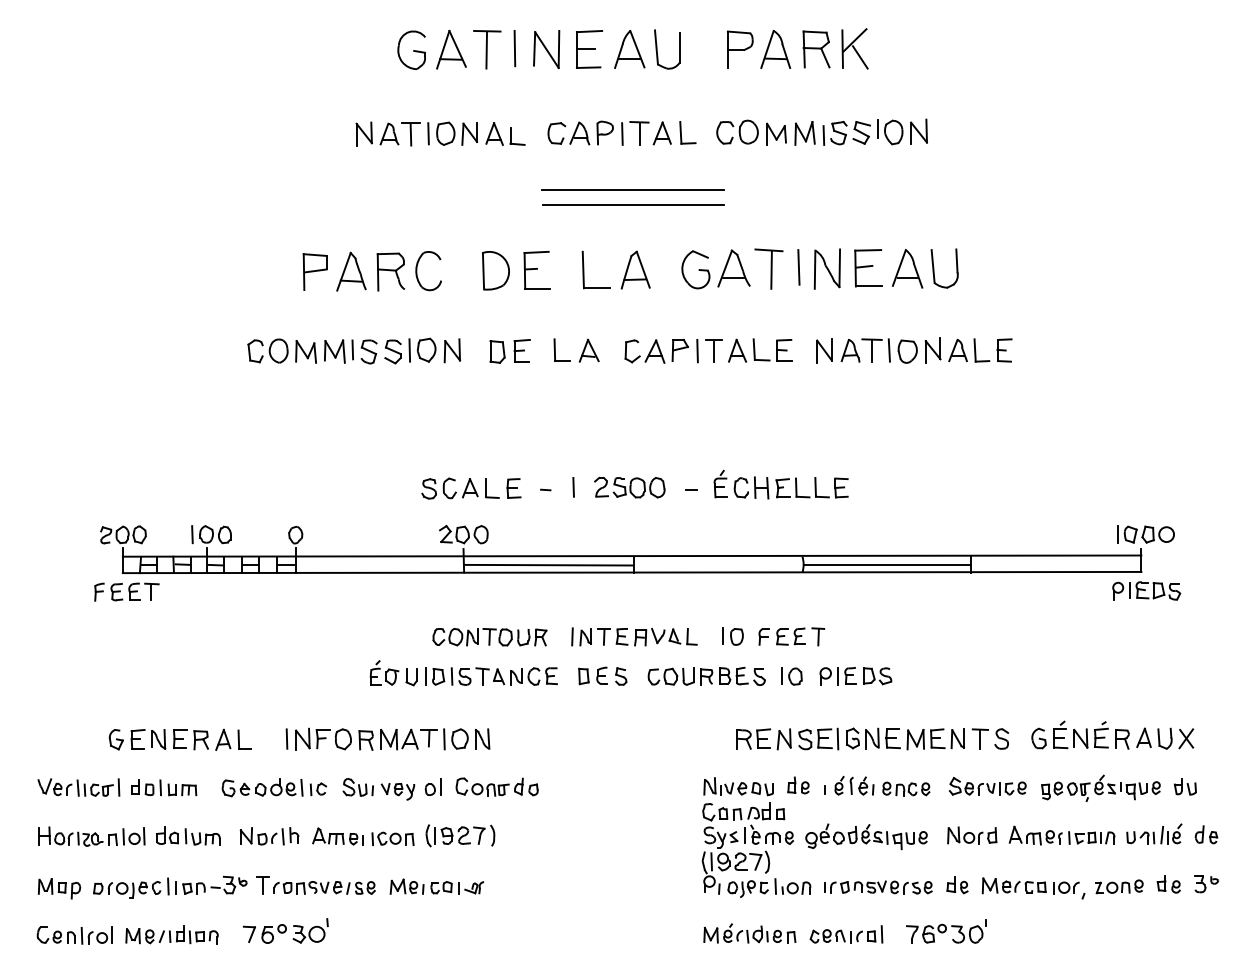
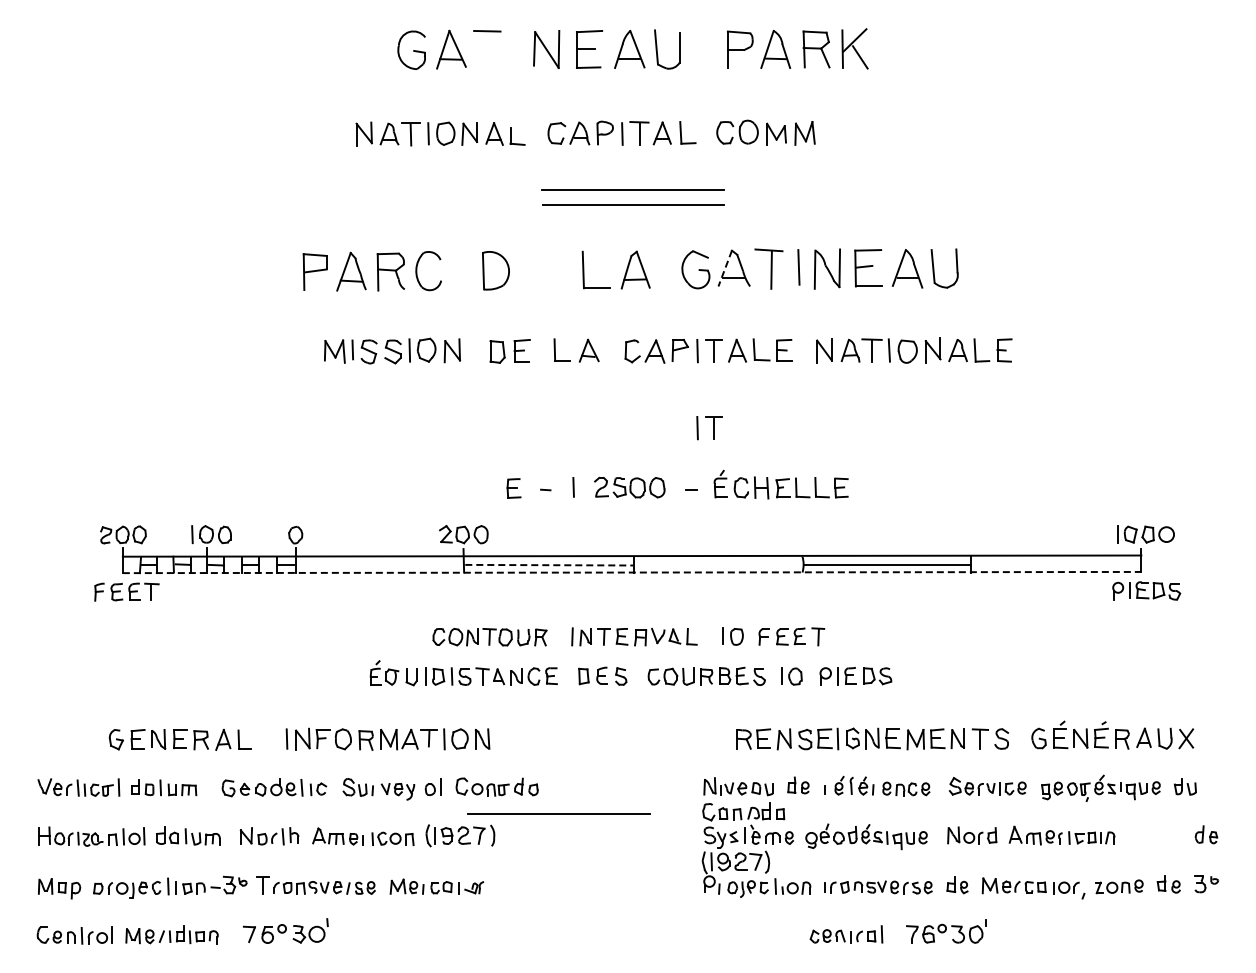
line: present -> none (514, 48)
line: present -> none (486, 50)
part: present -> none (874, 131)
part: present -> none (536, 269)
line: solid -> dashed (725, 269)
part: present -> none (281, 350)
part: none -> present (709, 428)
part: present -> none (460, 488)
line: solid -> dashed (549, 565)
line: solid -> dashed (632, 572)
line: none -> present (558, 813)
part: present -> none (1154, 833)
part: present -> none (749, 933)
